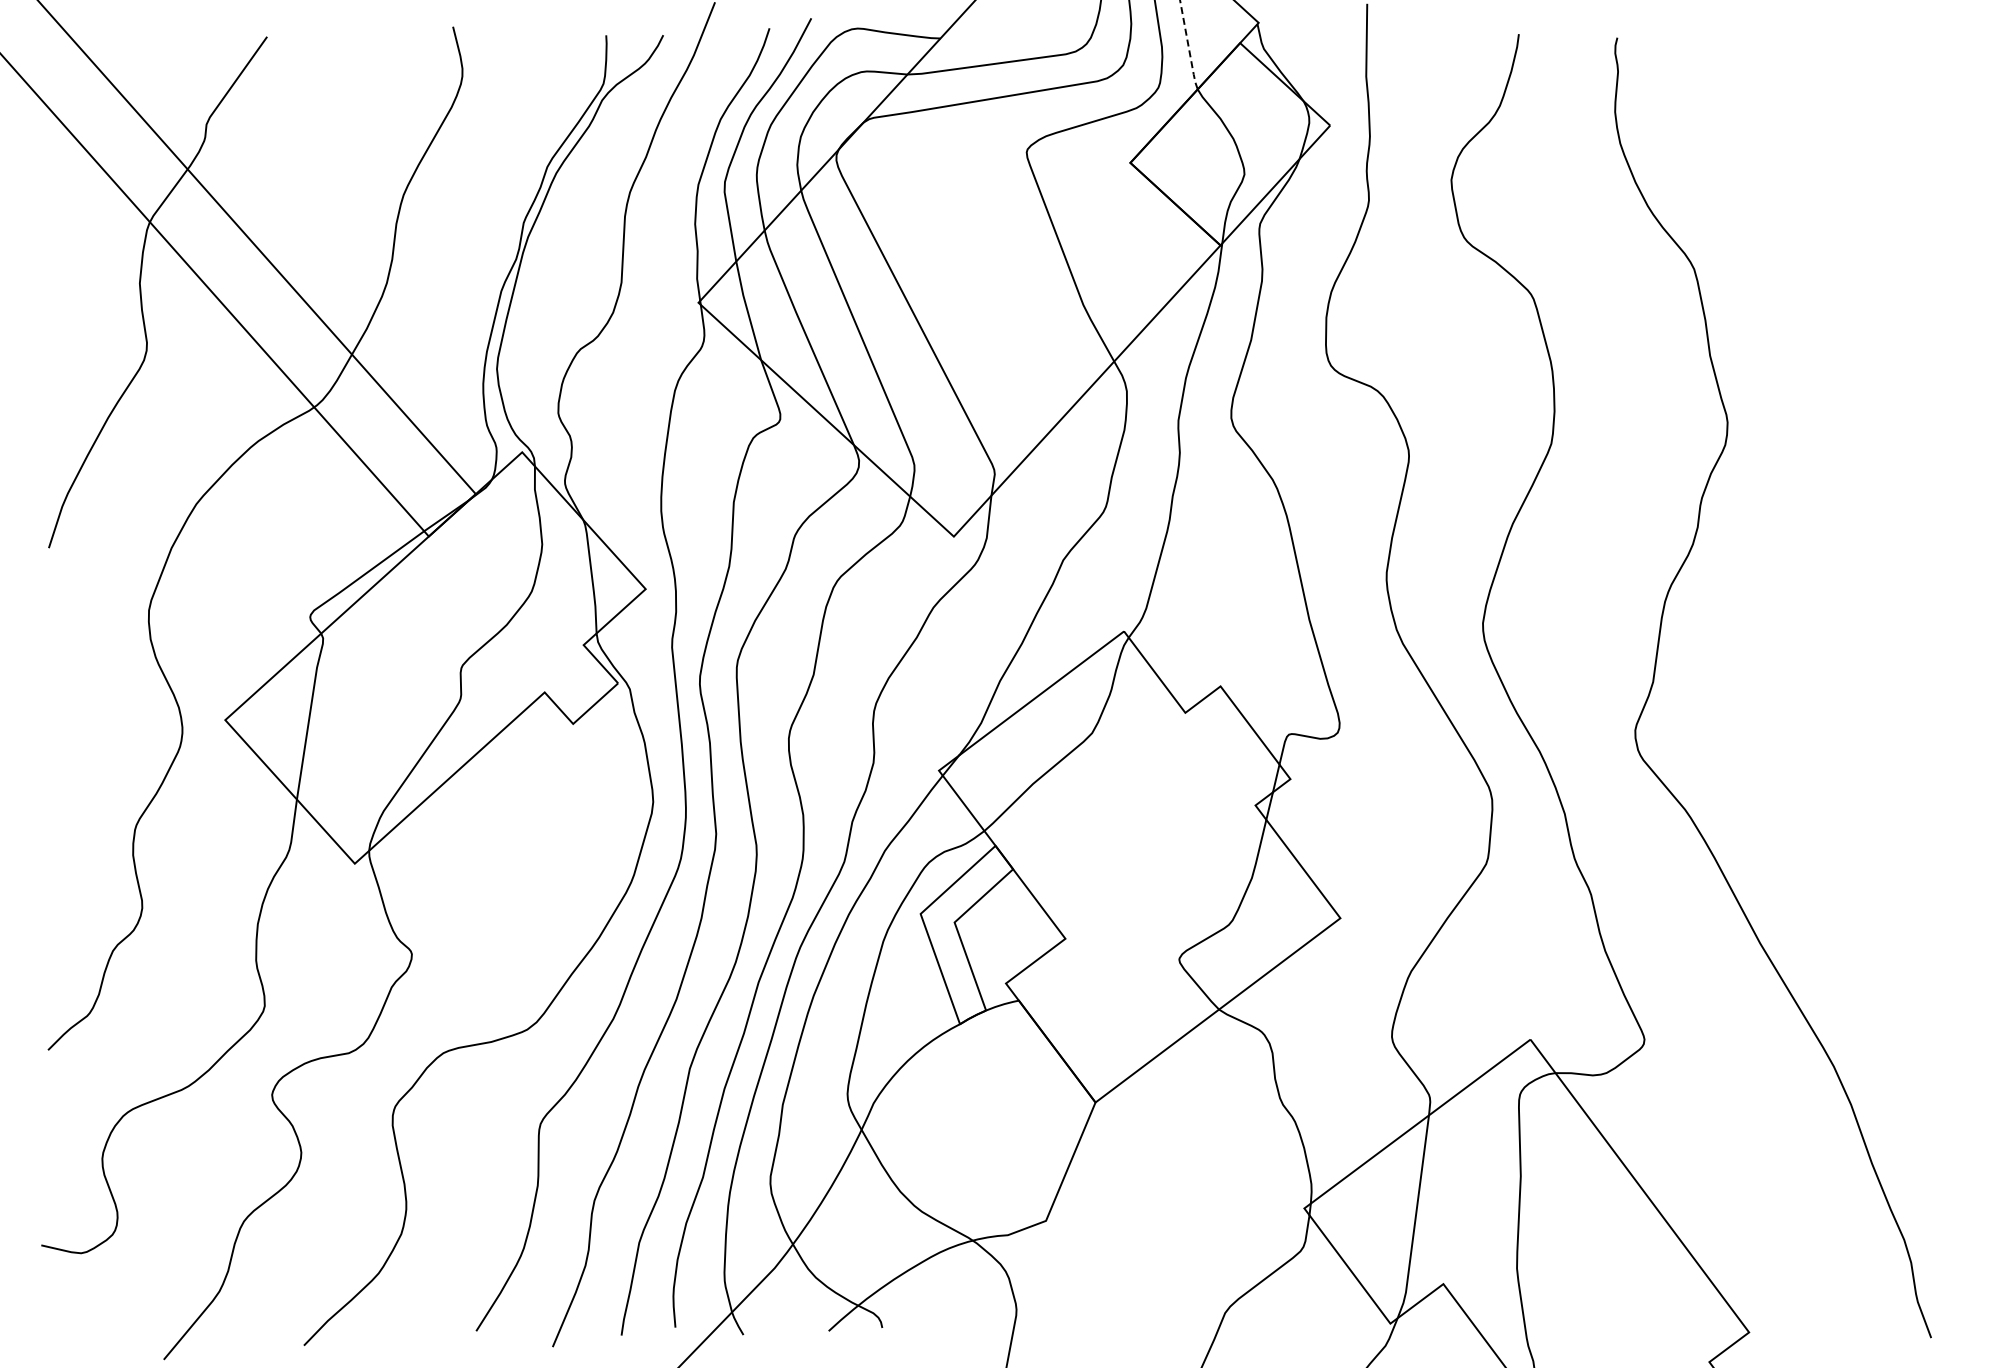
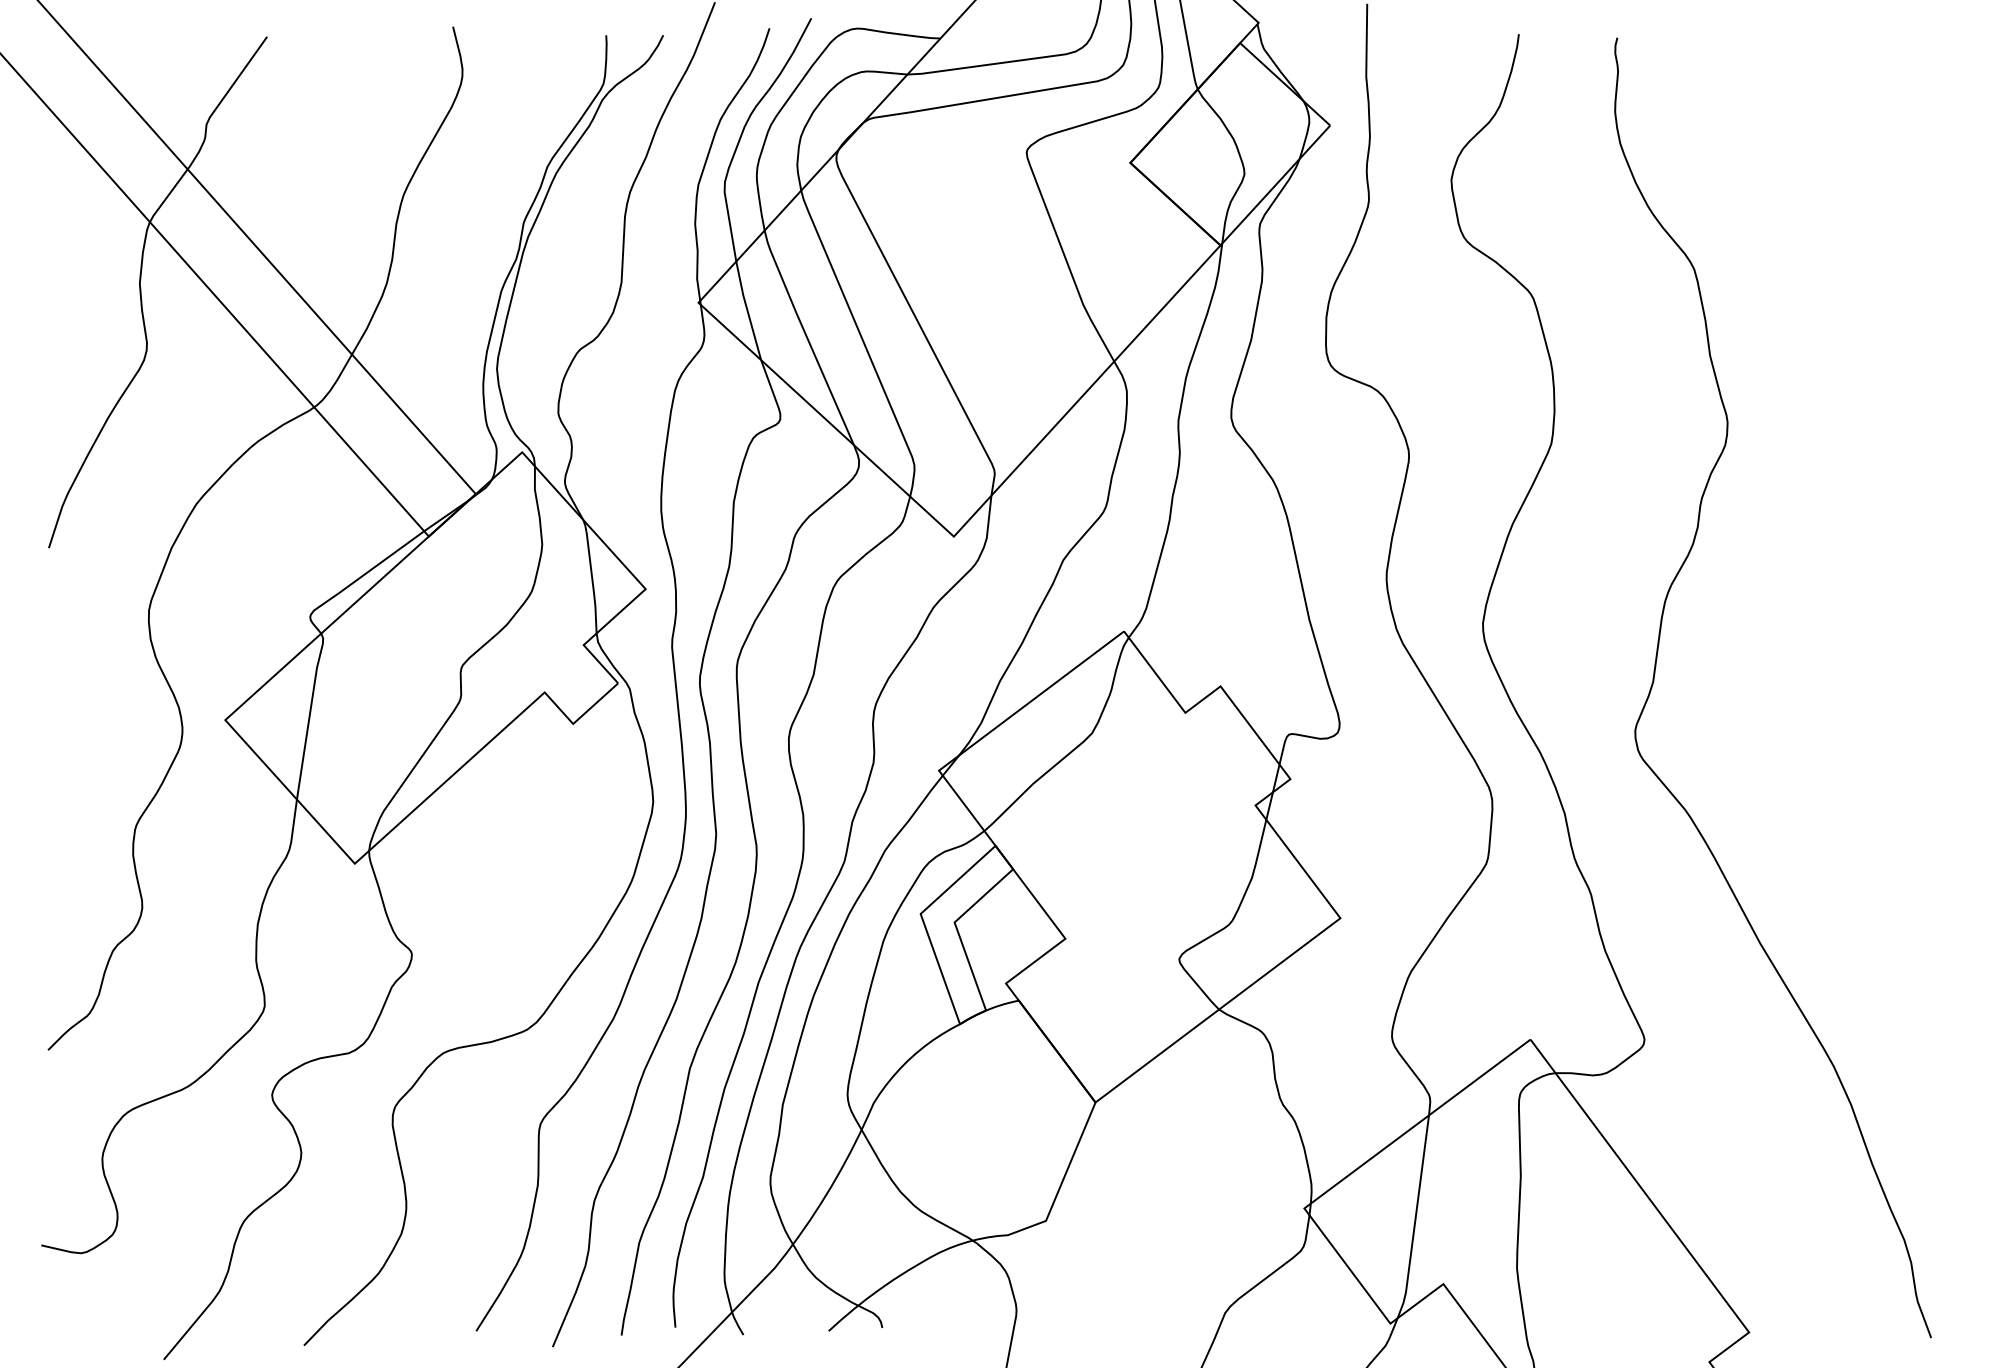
line: dashed -> solid (1188, 46)
